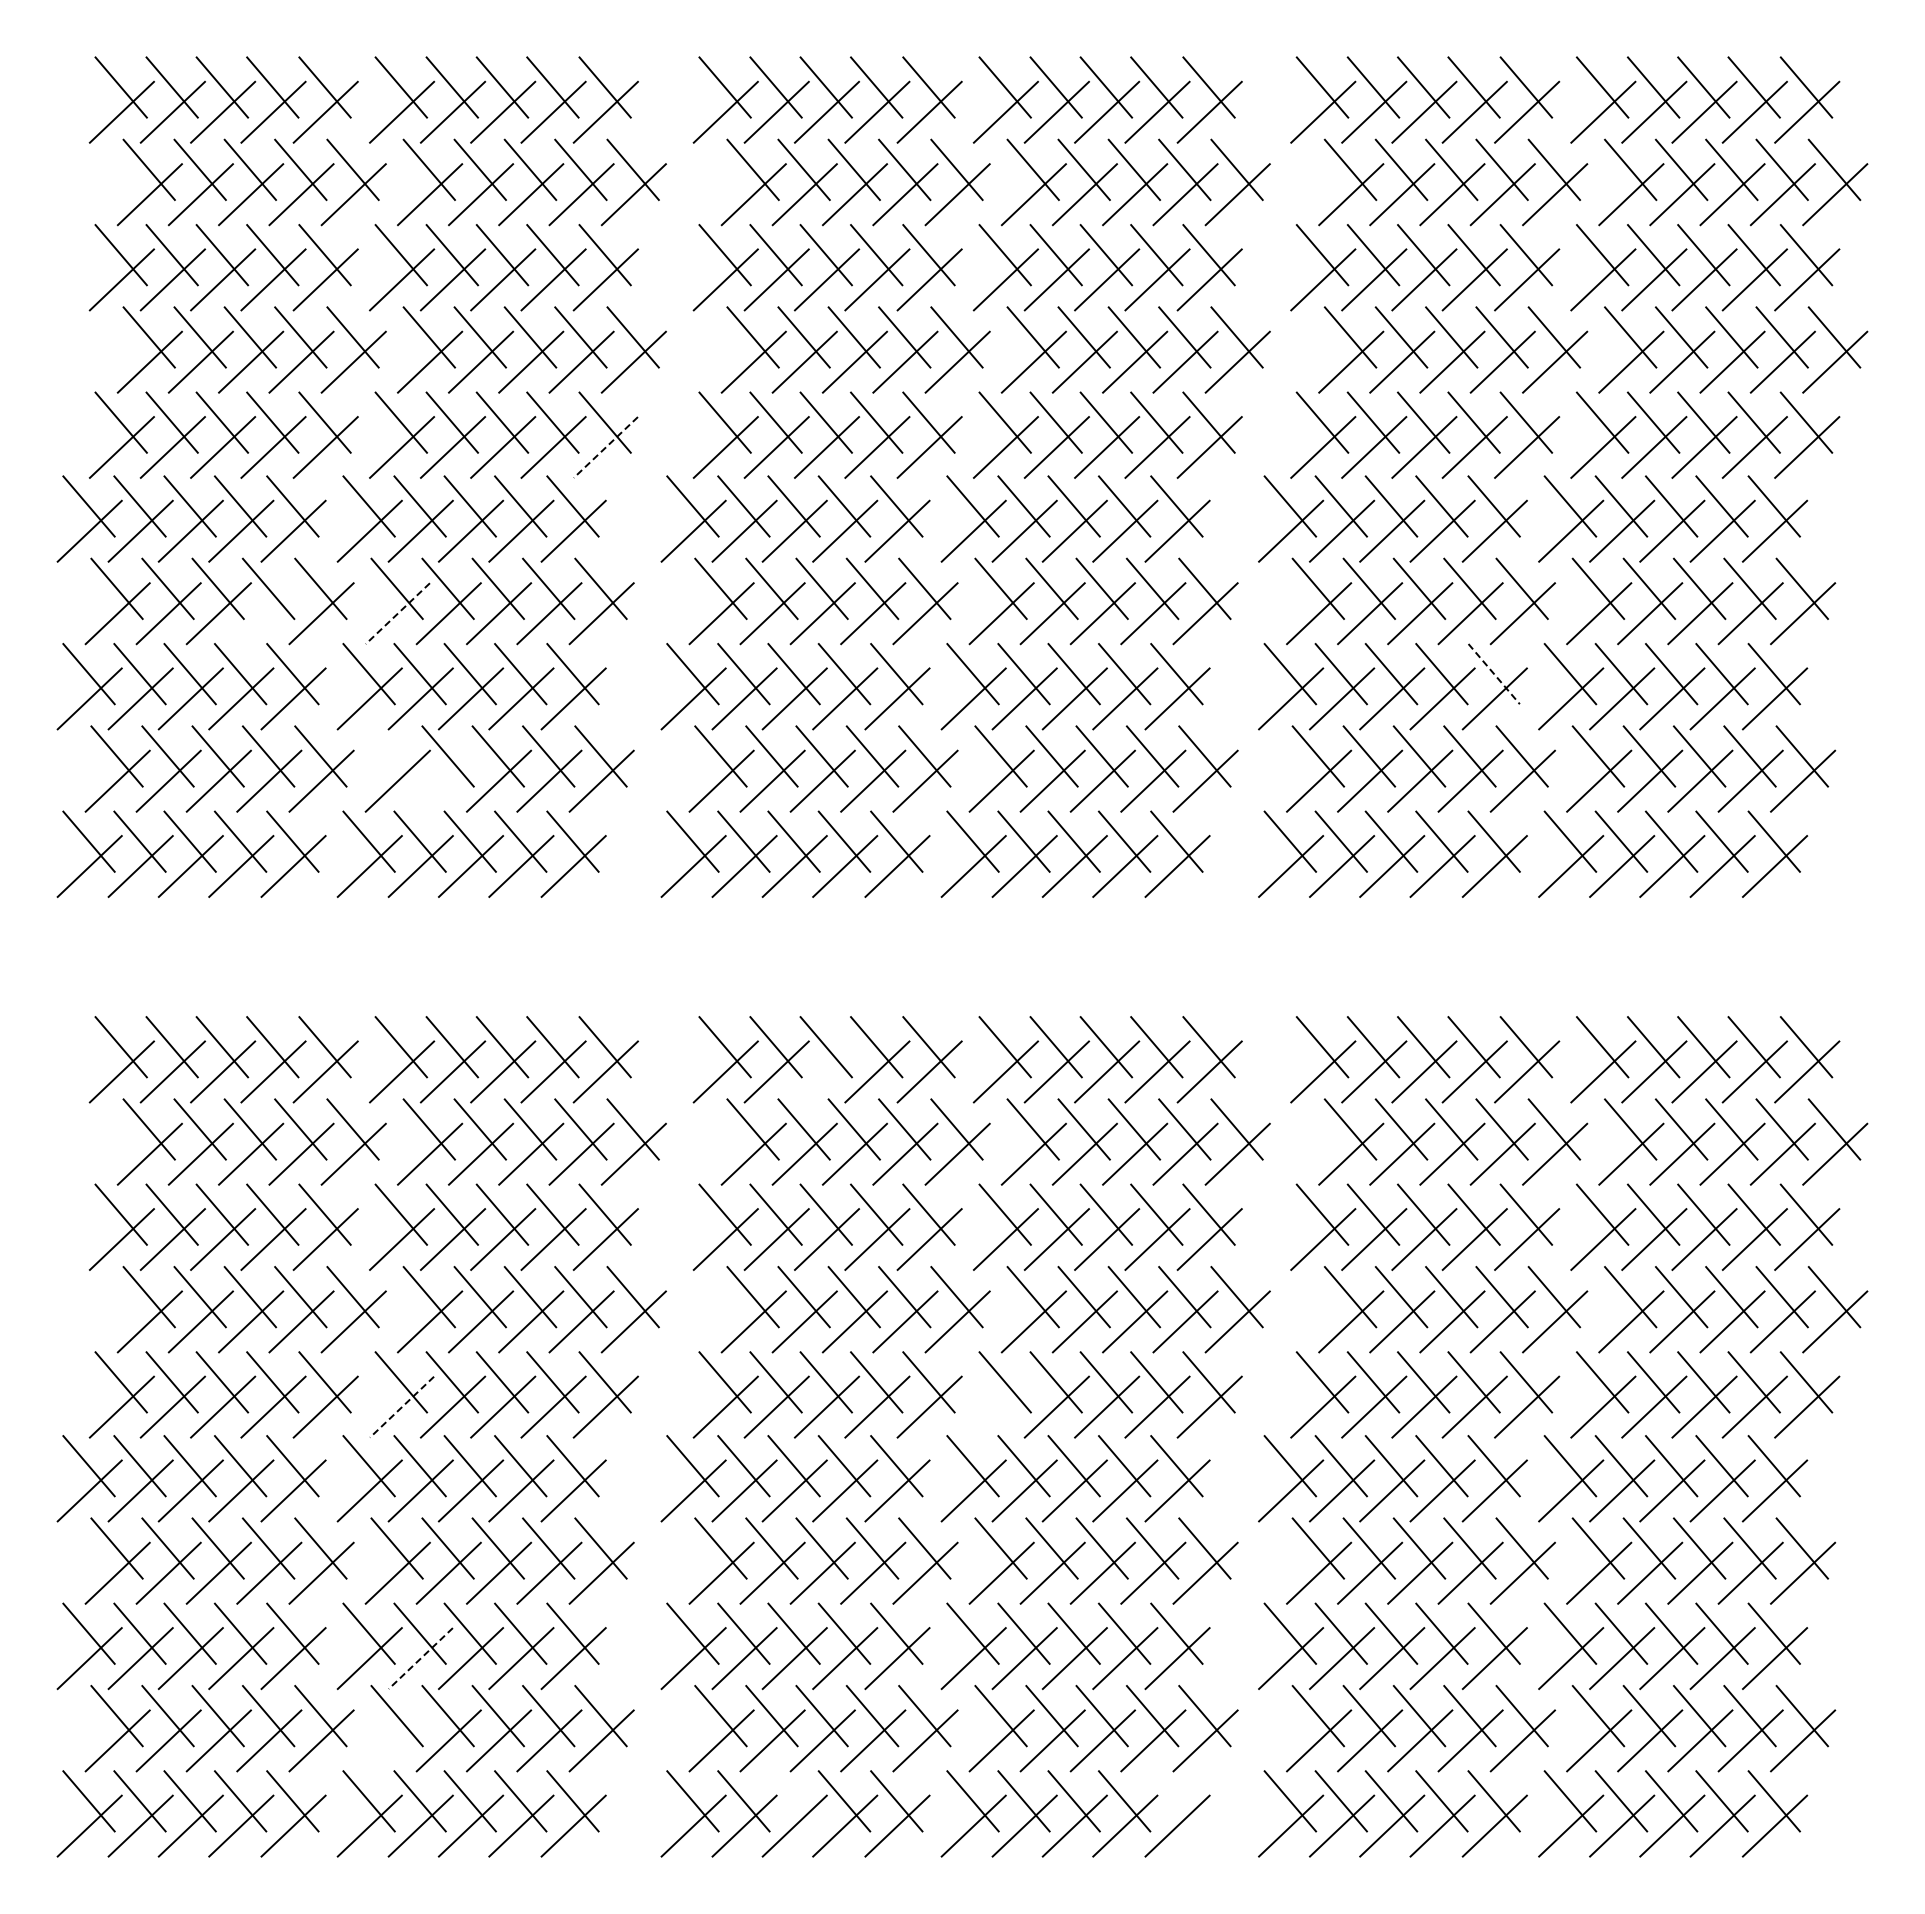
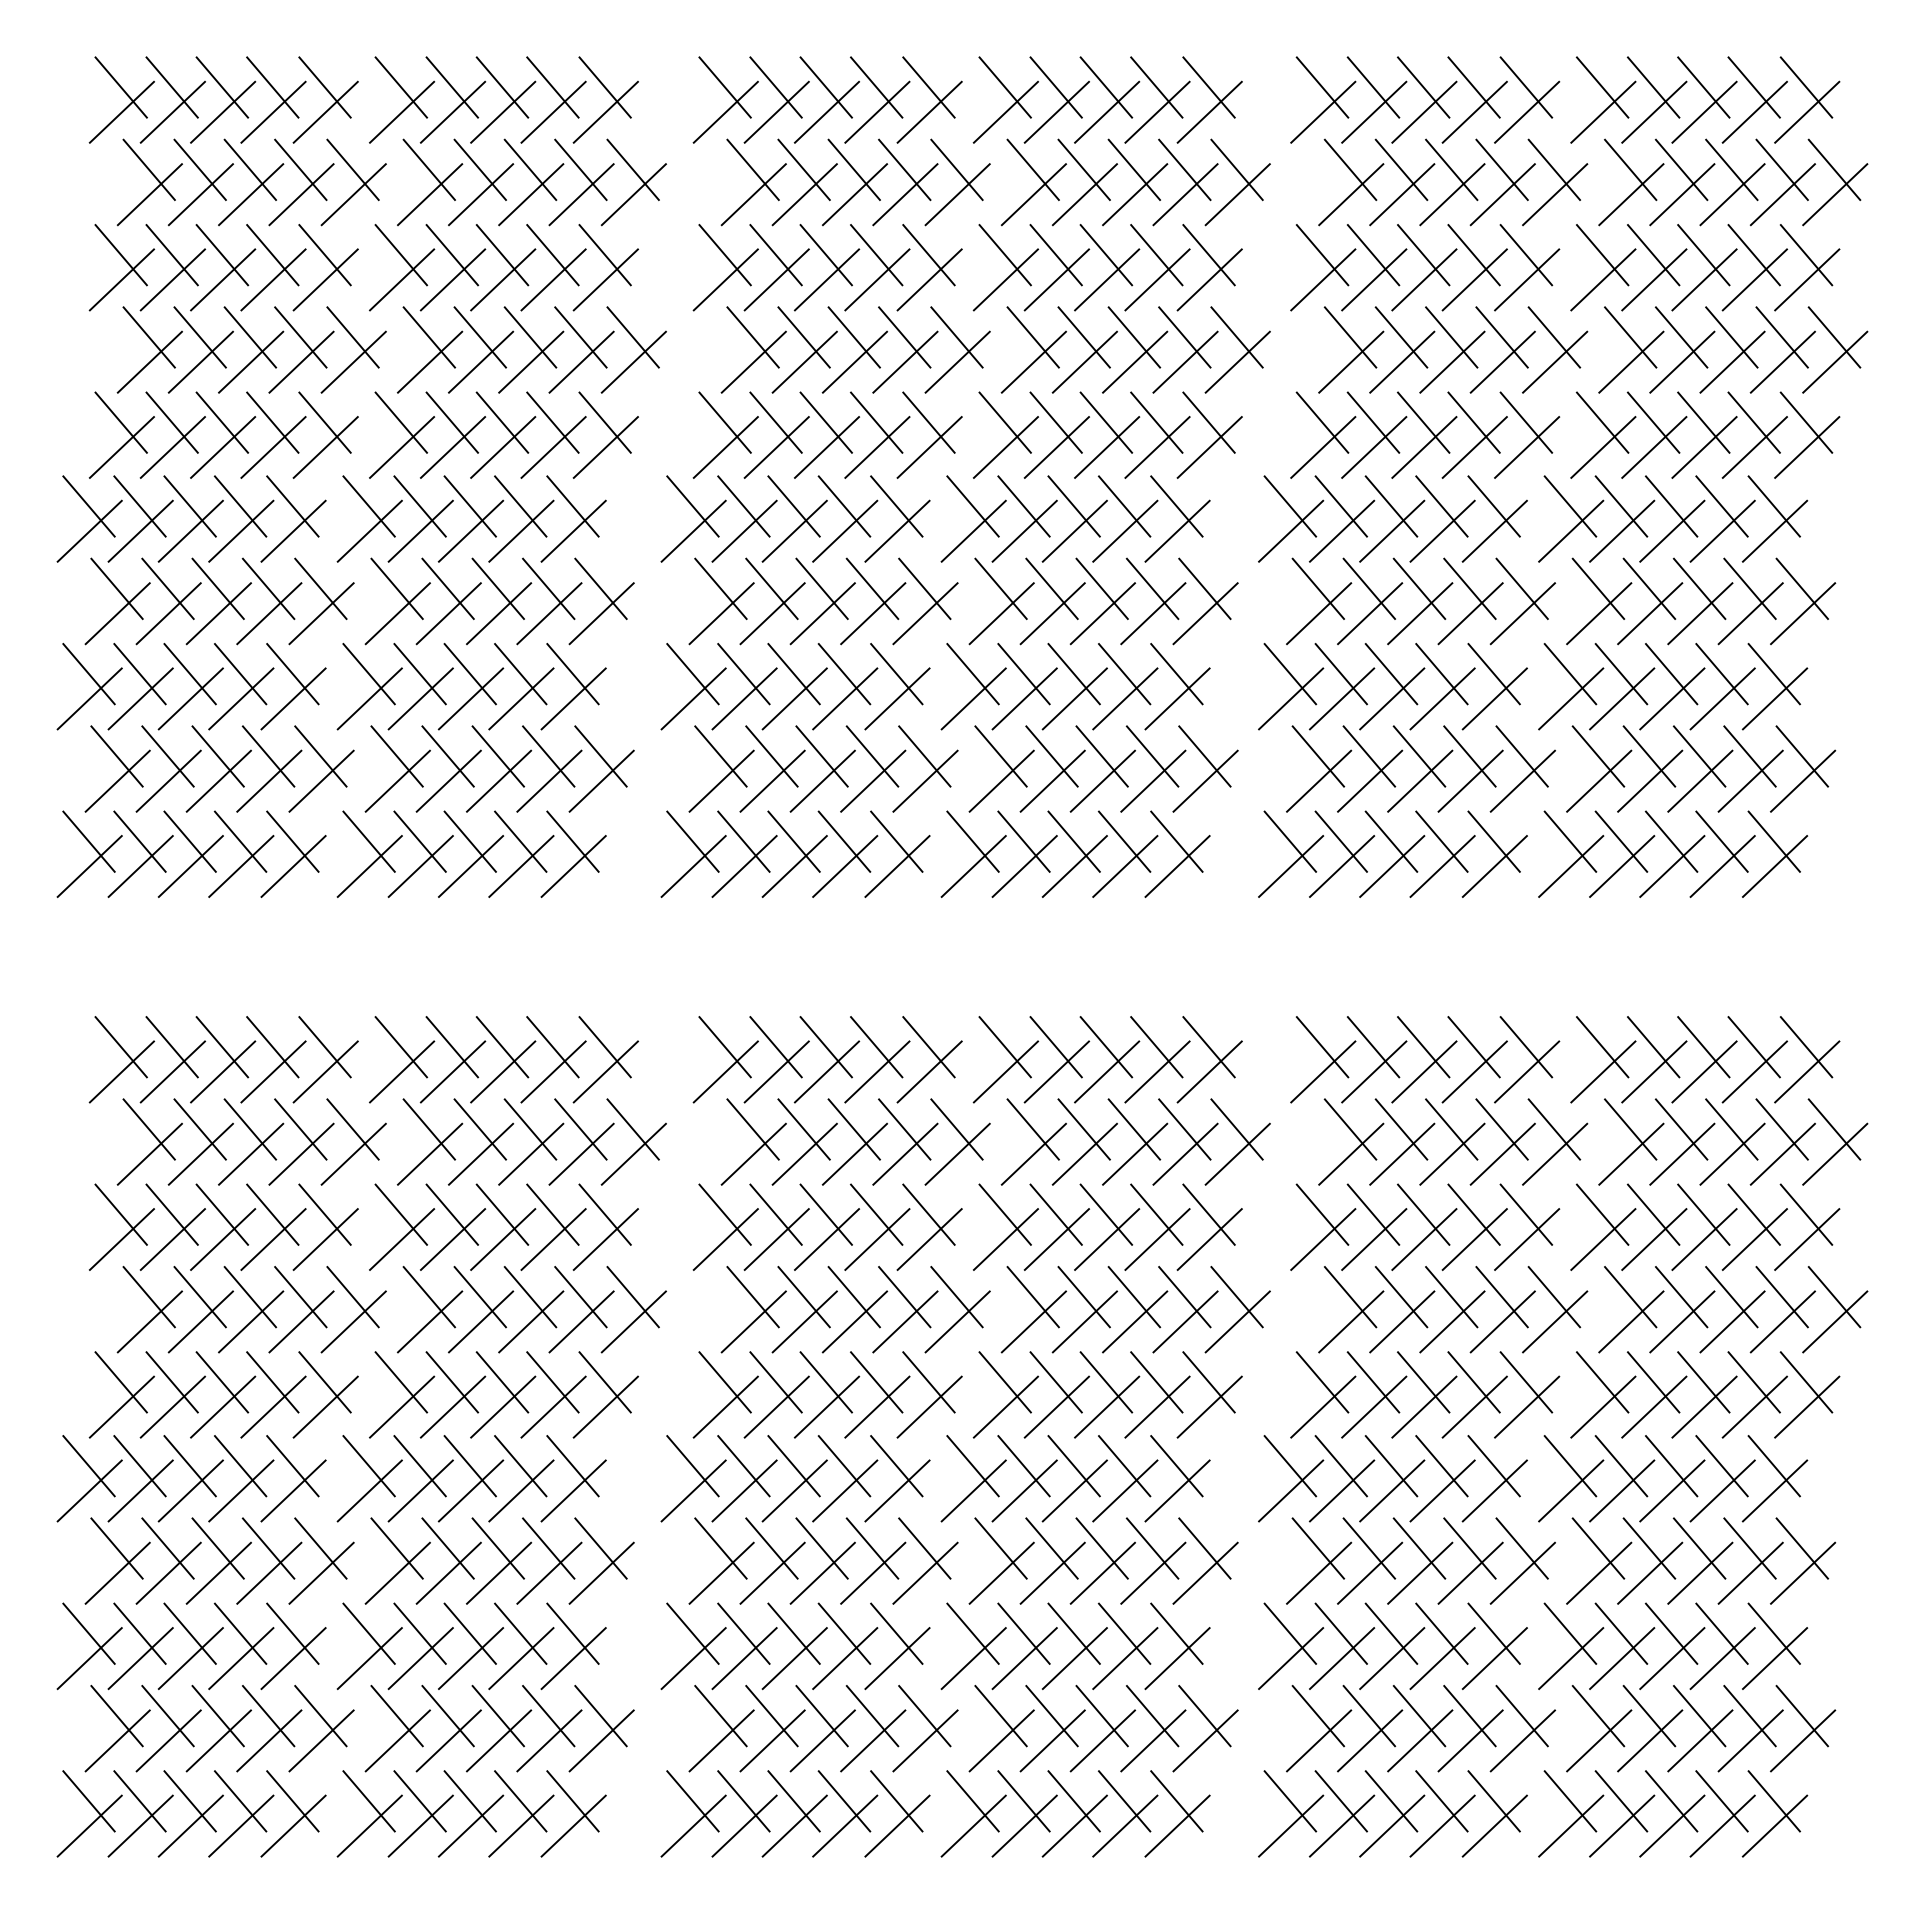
line: dashed -> solid (605, 447)
line: none -> present (269, 613)
line: dashed -> solid (397, 614)
line: dashed -> solid (1494, 674)
line: none -> present (396, 756)
line: none -> present (448, 780)
line: none -> present (826, 1071)
line: none -> present (1005, 1406)
line: dashed -> solid (401, 1407)
line: dashed -> solid (420, 1658)
line: none -> present (397, 1740)
line: none -> present (793, 1801)
line: none -> present (1176, 1801)
